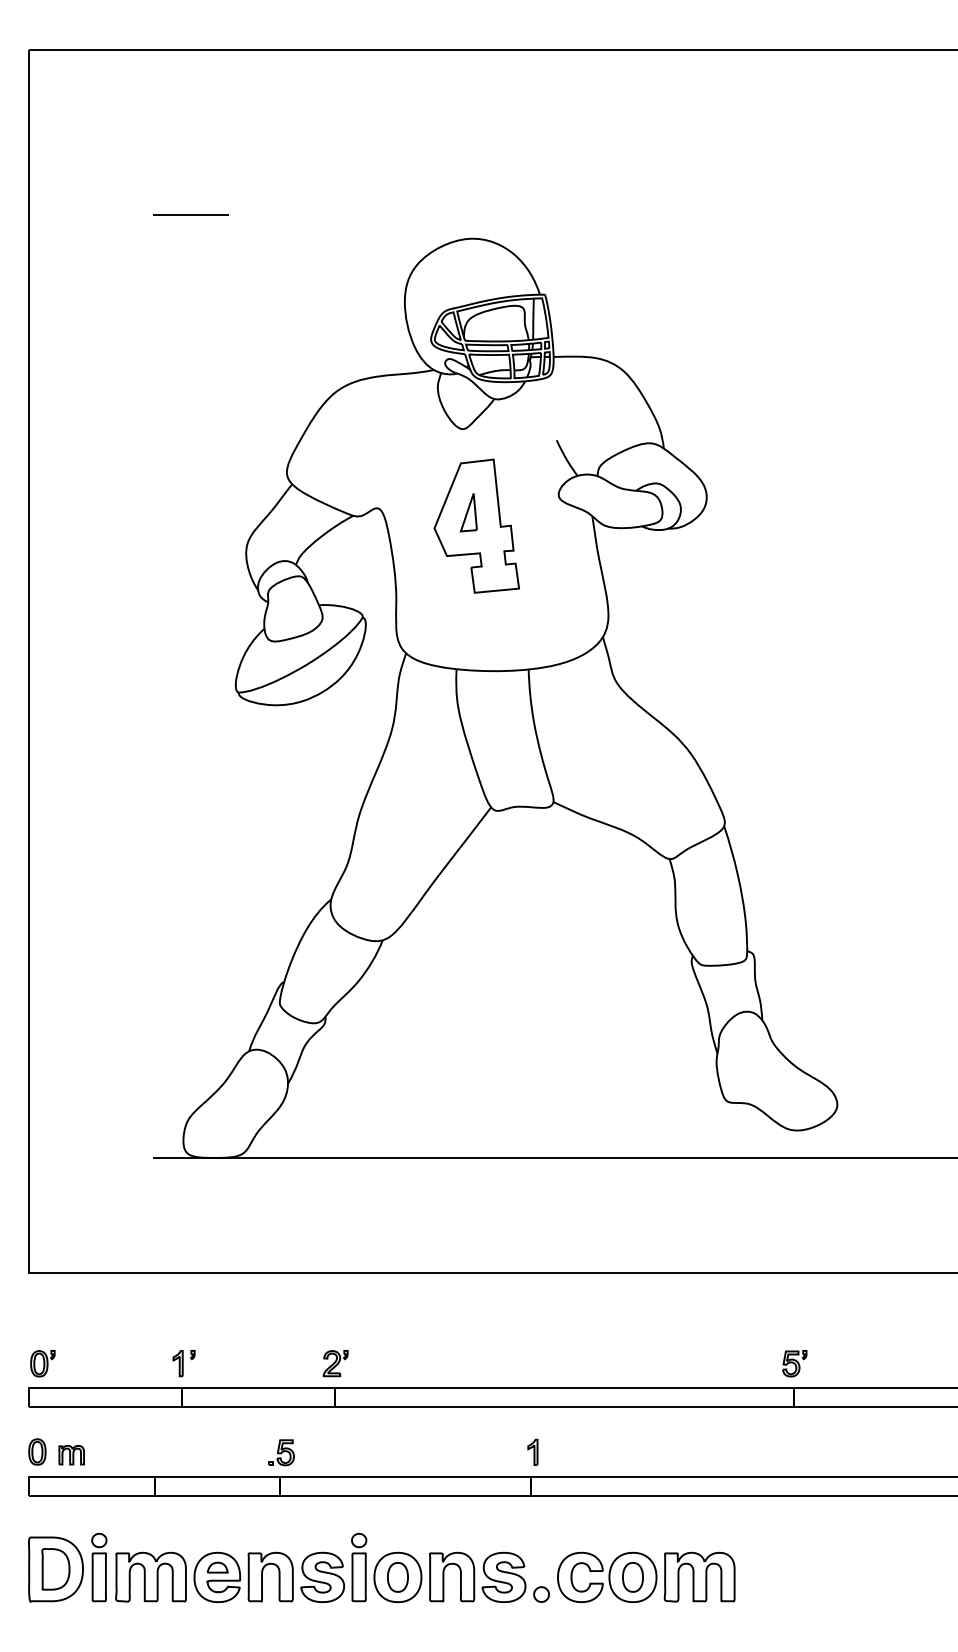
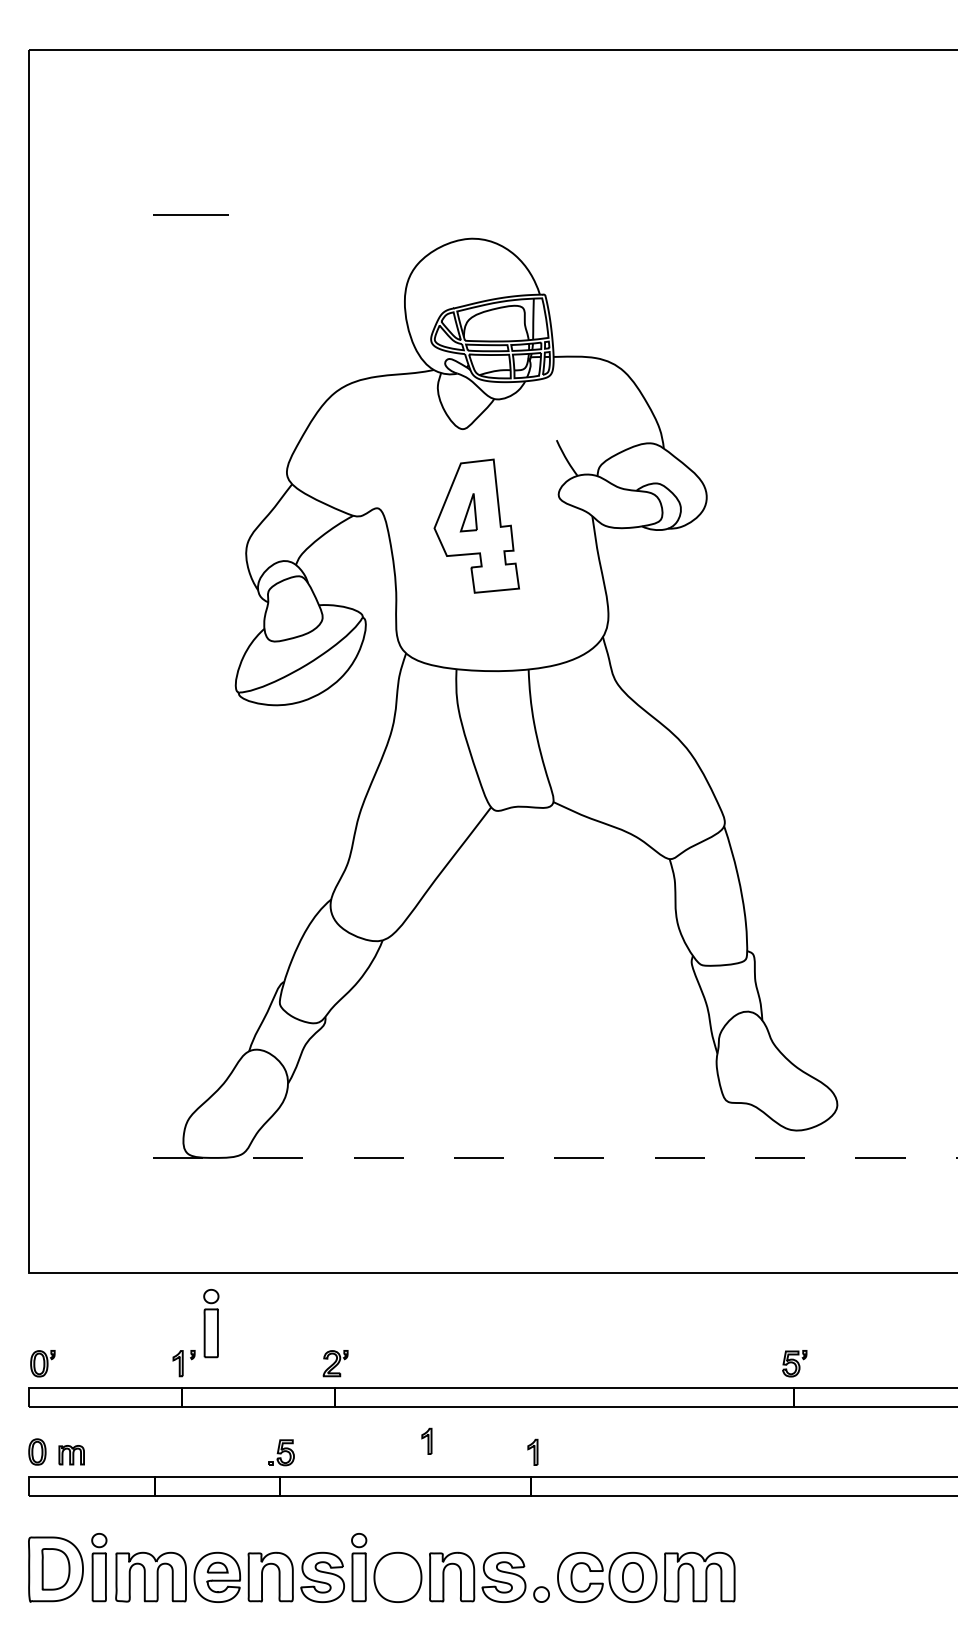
line: solid -> dashed (555, 1157)
part: none -> present (211, 1323)
part: none -> present (426, 1440)
part: present -> none (397, 1577)
